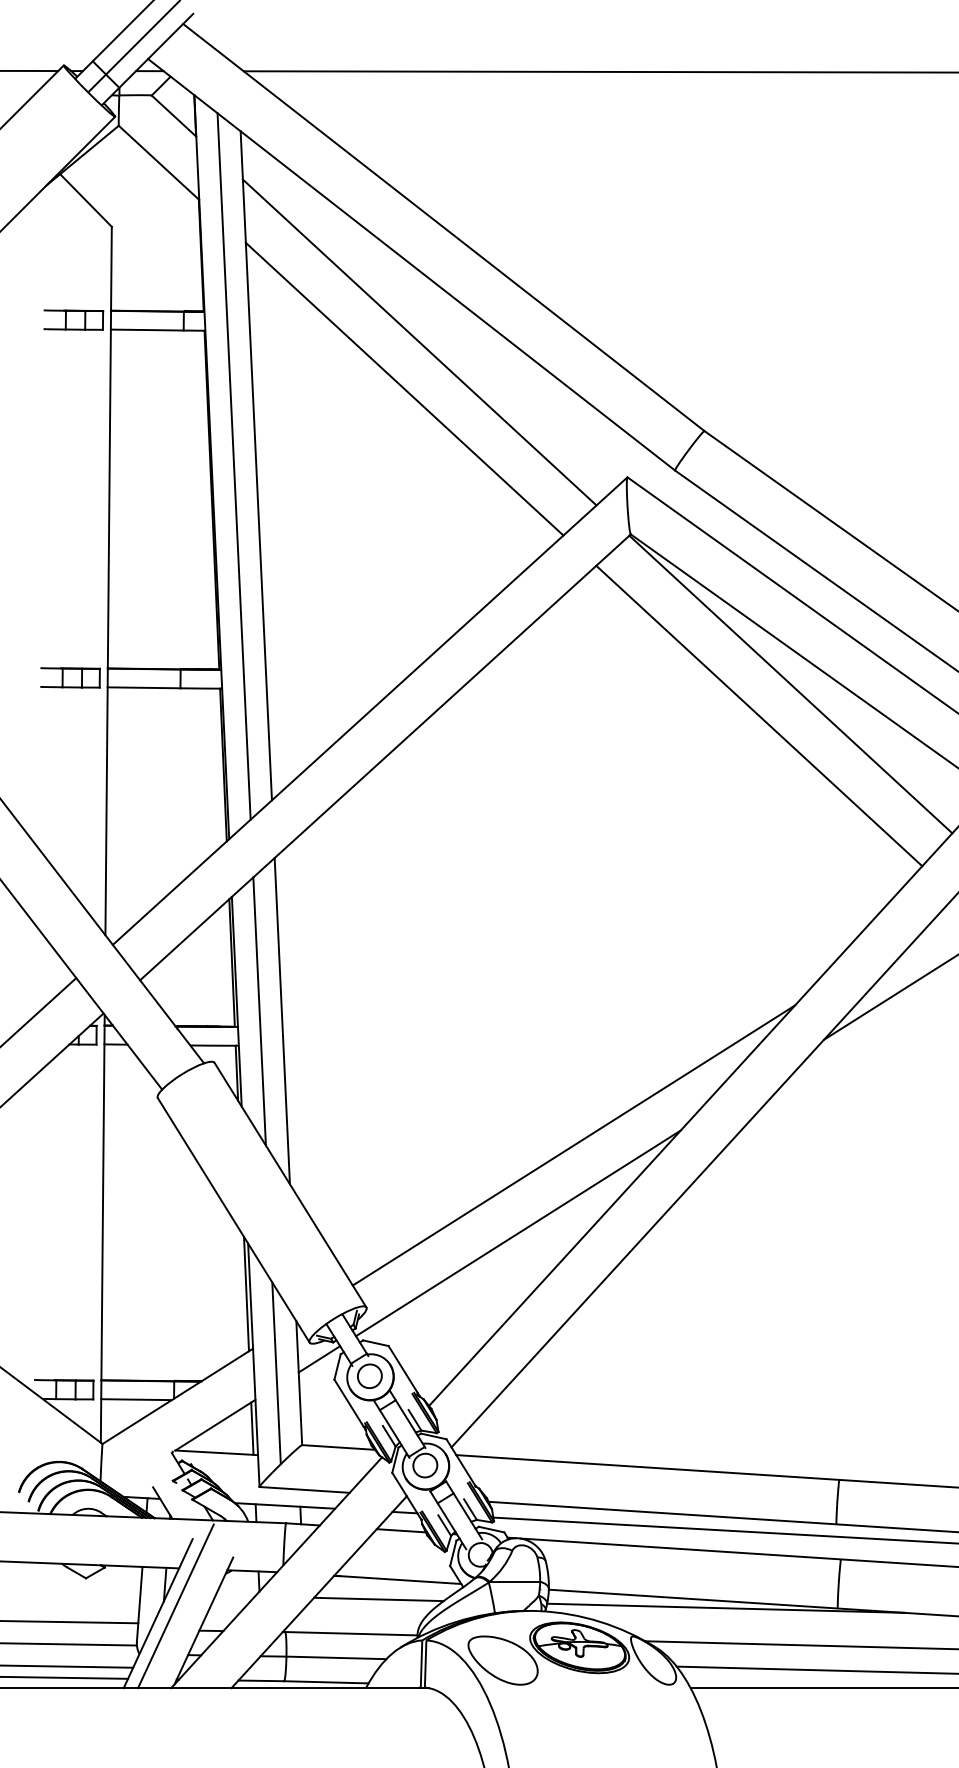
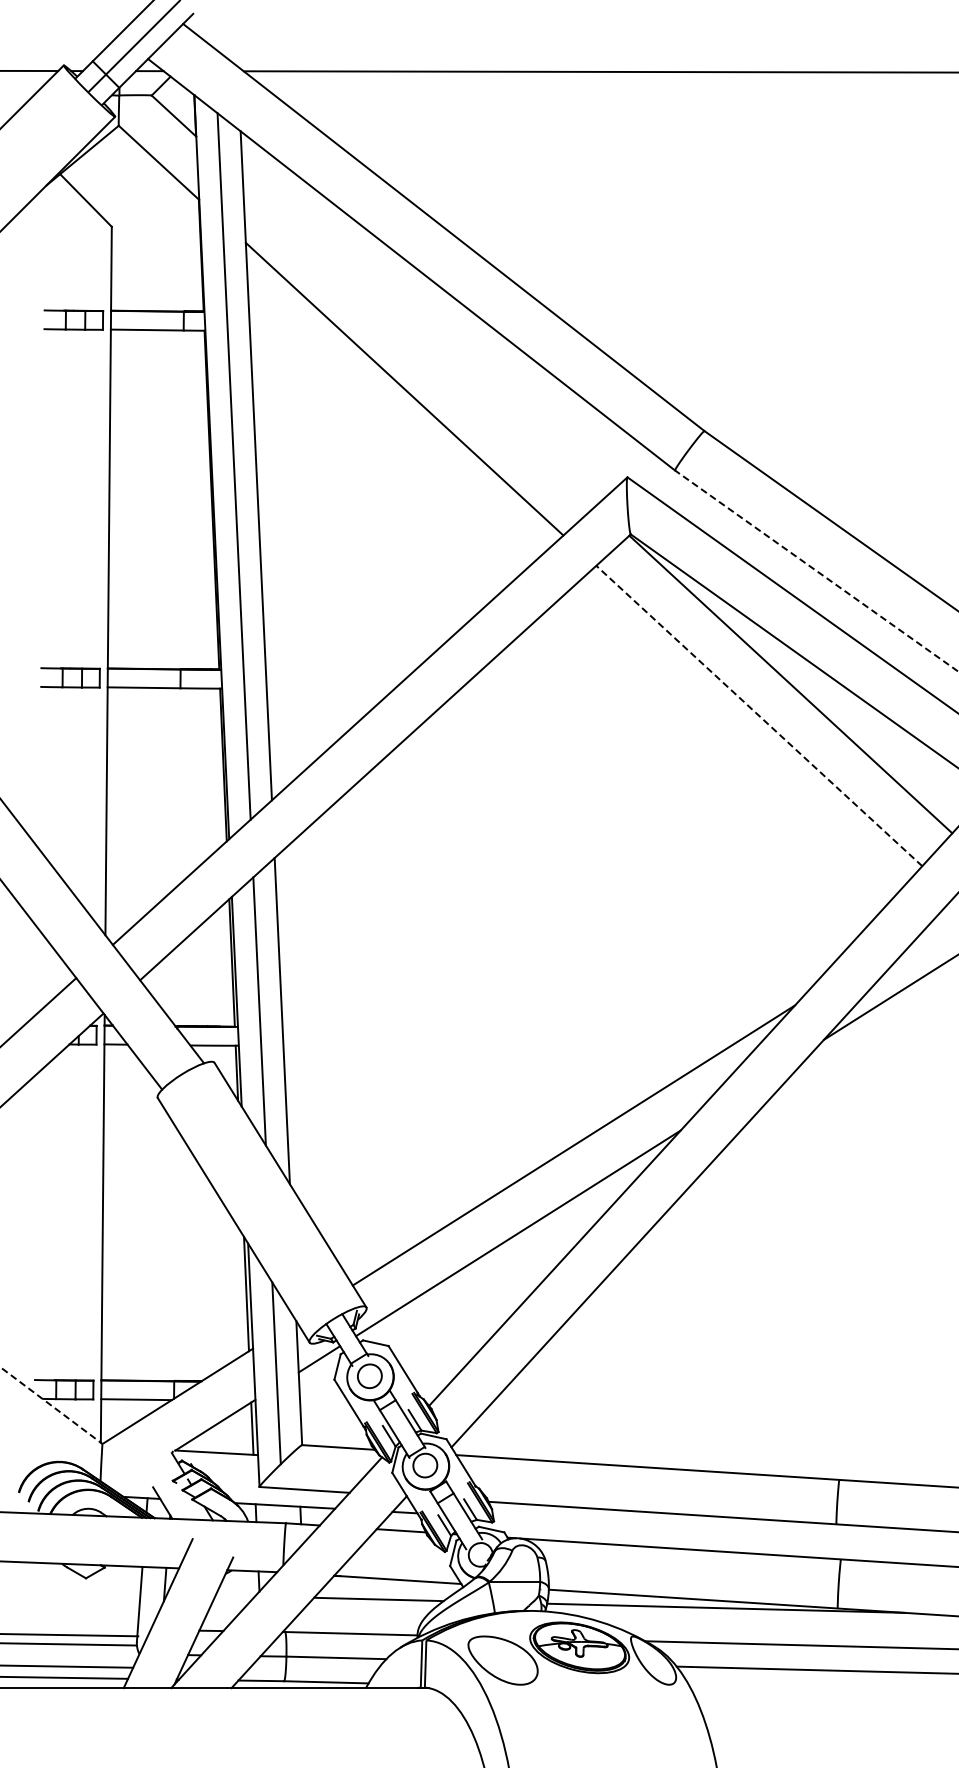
line: present -> none (419, 342)
line: solid -> dashed (816, 571)
line: solid -> dashed (759, 716)
line: solid -> dashed (51, 1405)
line: present -> none (724, 1530)
line: present -> none (175, 1606)
line position: (70, 1622) -> (70, 1635) (70, 1635)
line: present -> none (822, 1688)
